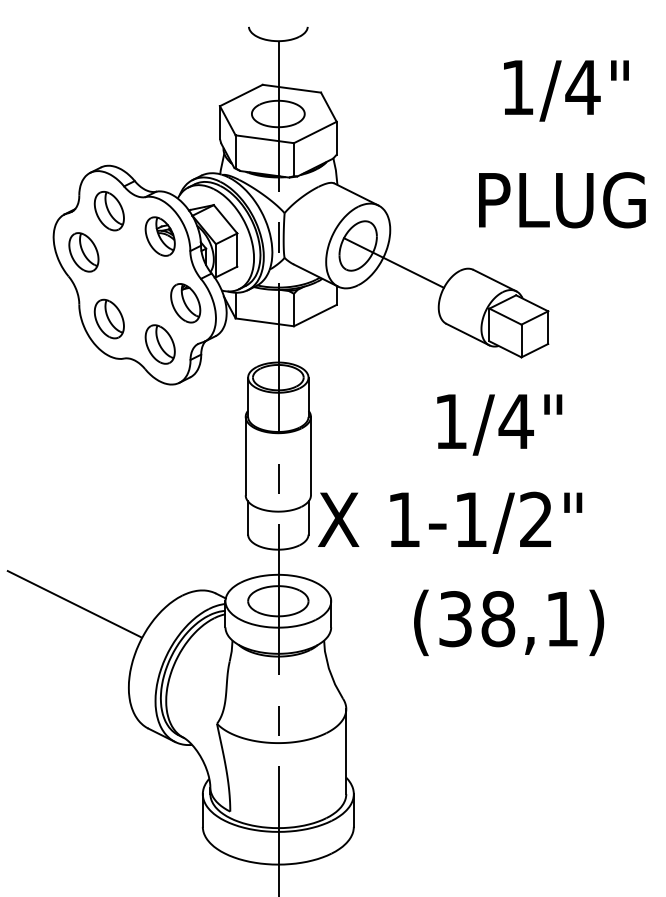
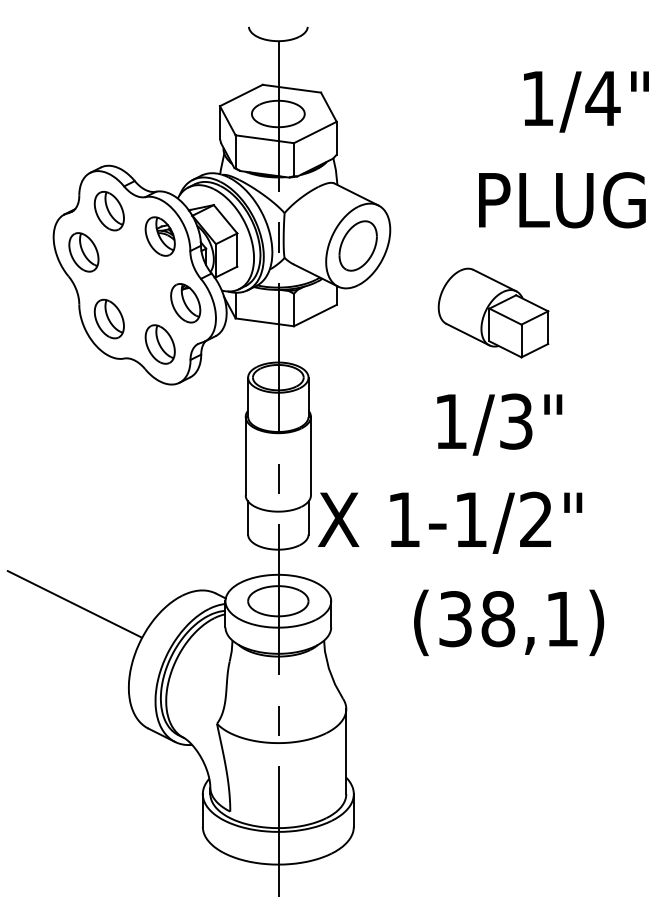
text position: (566, 90) -> (586, 101) (586, 101)
line: present -> none (393, 262)
text: 1/4" -> 1/3" (515, 421)
